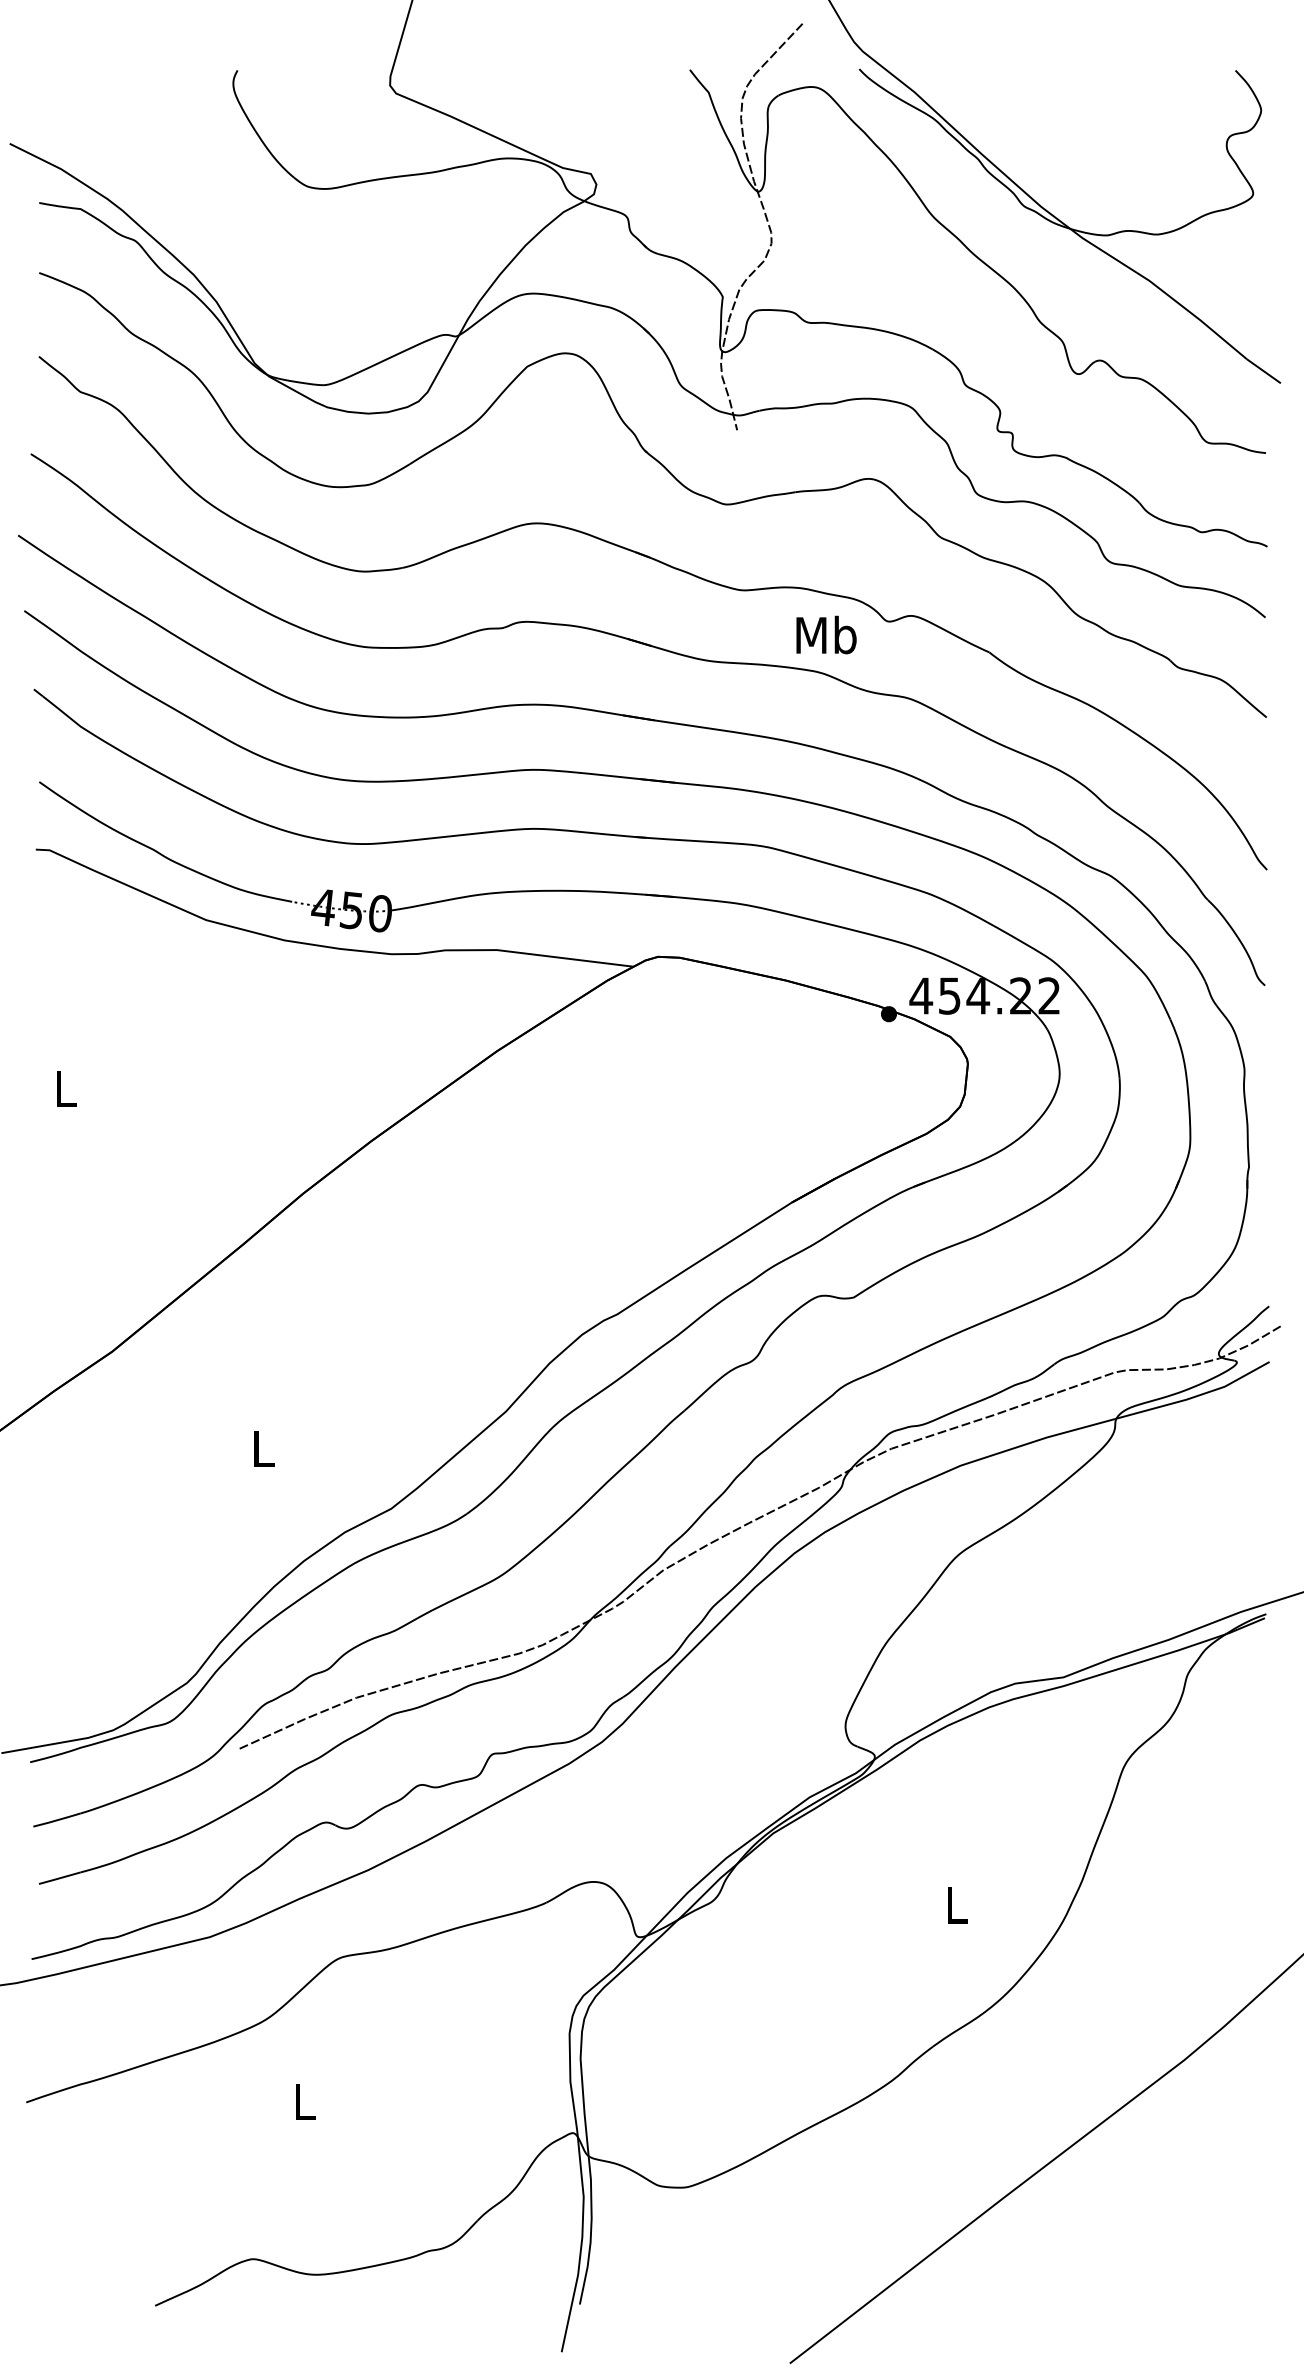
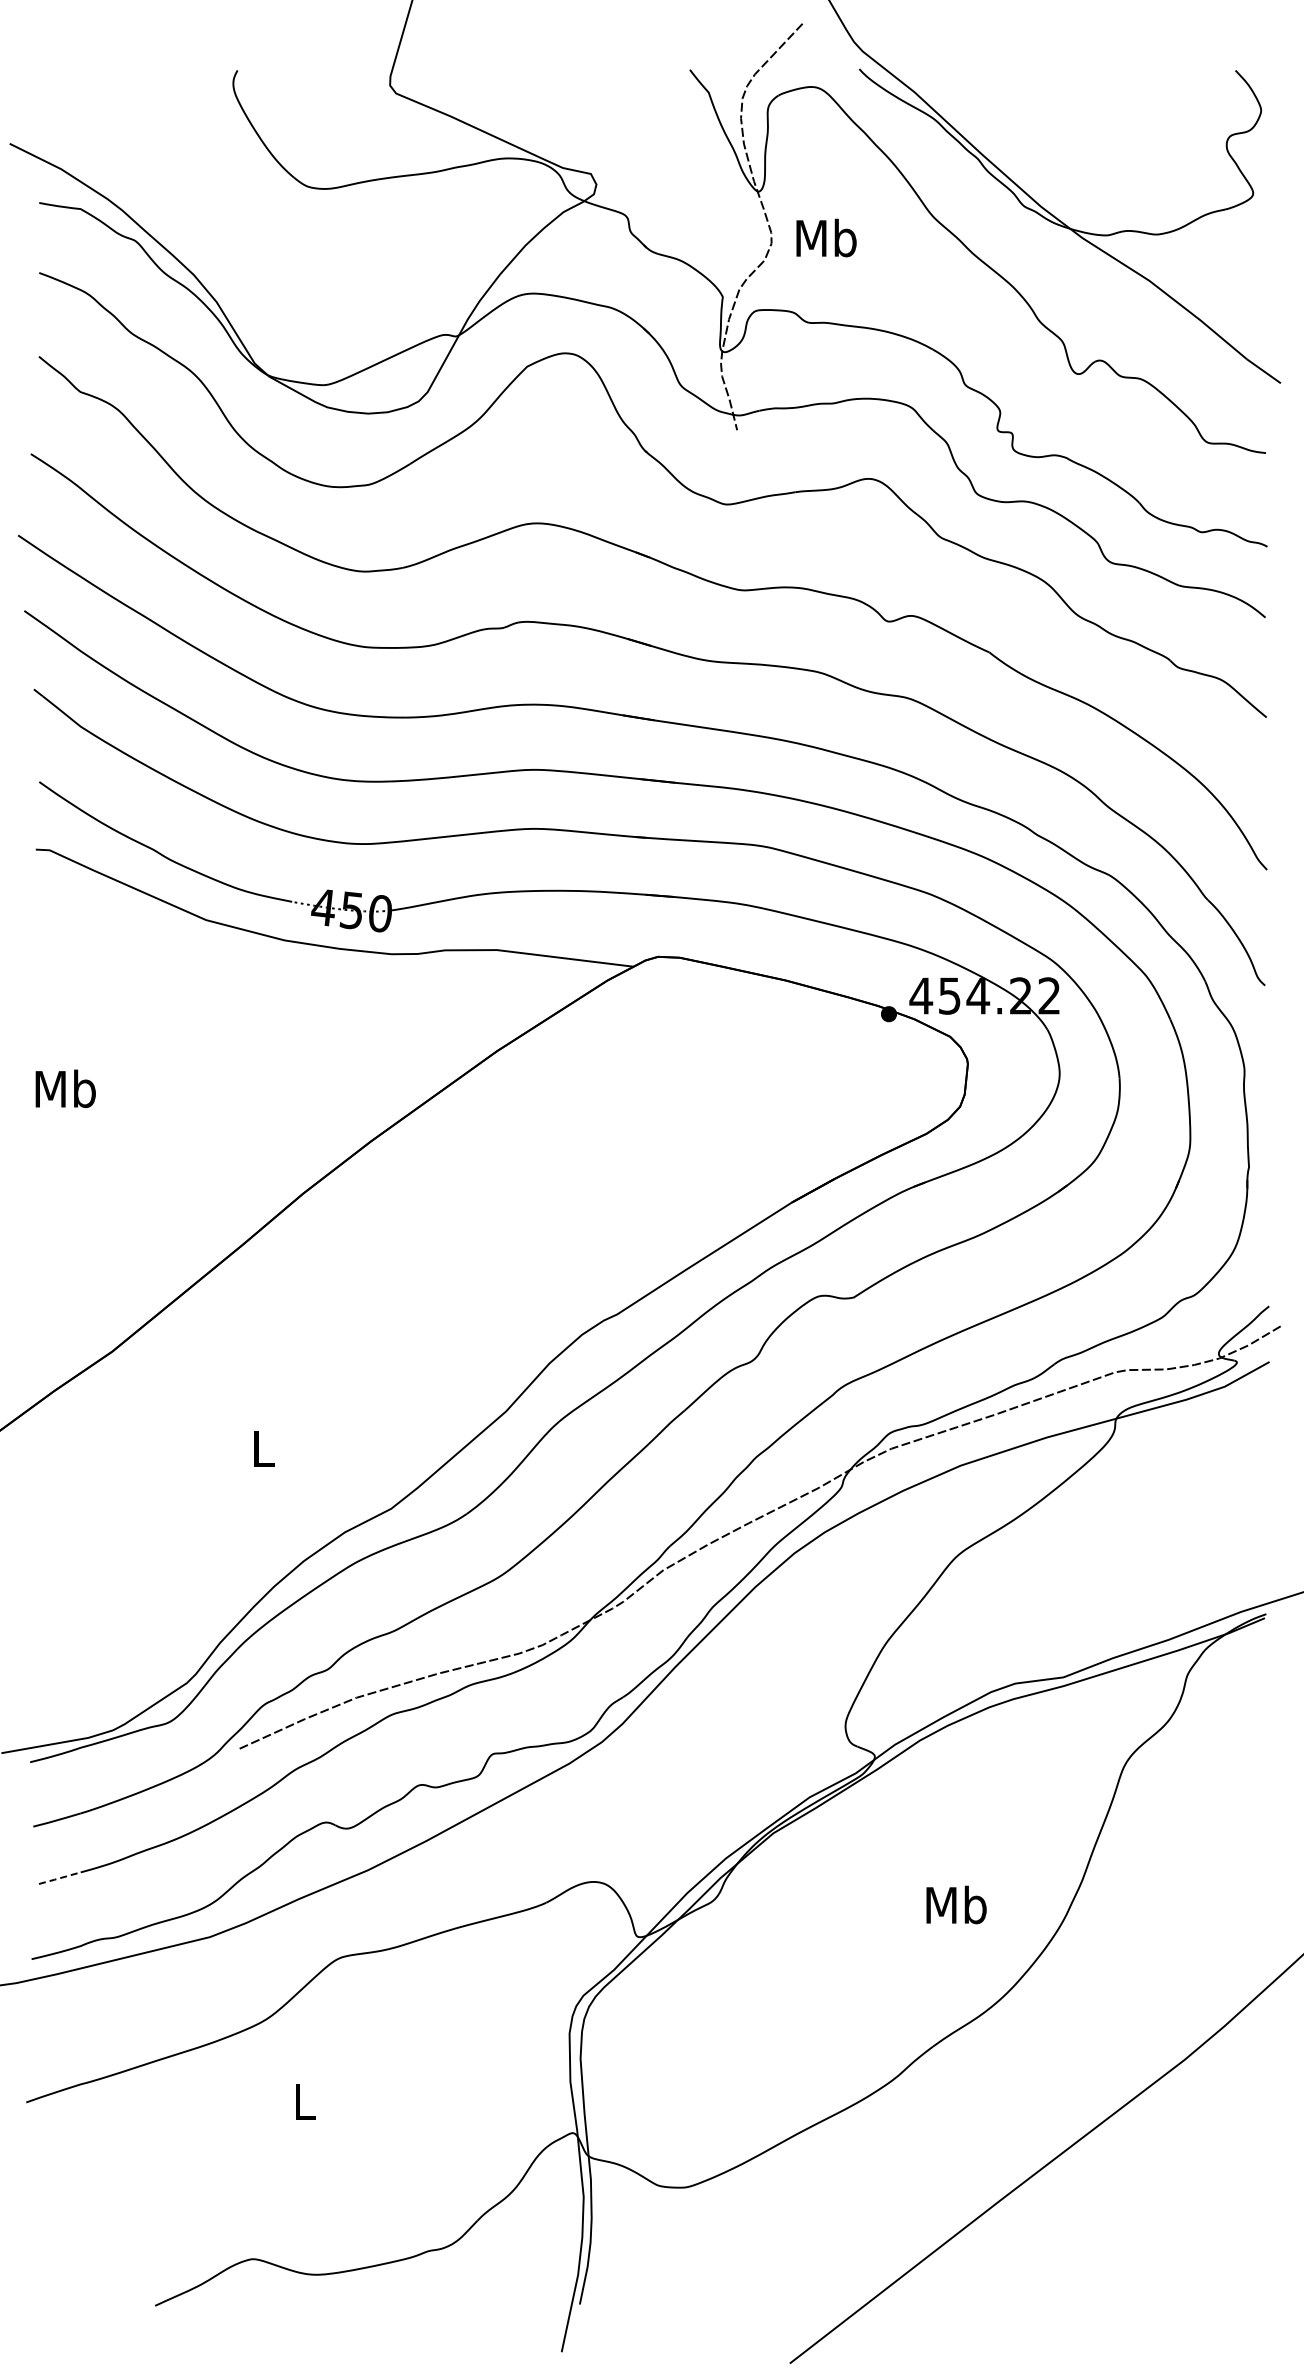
text position: (826, 634) -> (826, 237) (826, 237)
text: L -> Mb (65, 1088)
line: solid -> dashed (59, 1878)
text: L -> Mb (956, 1904)
